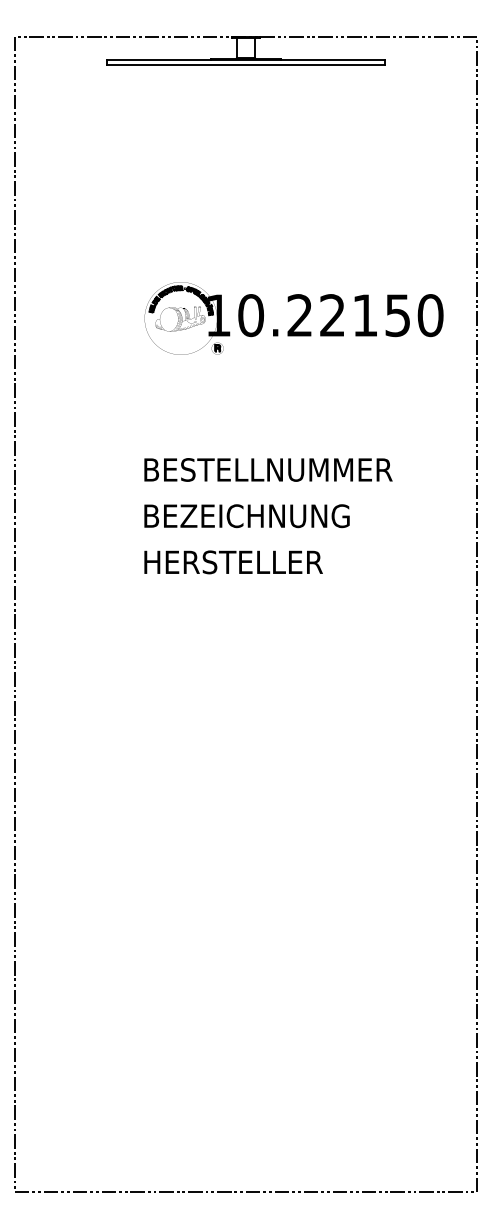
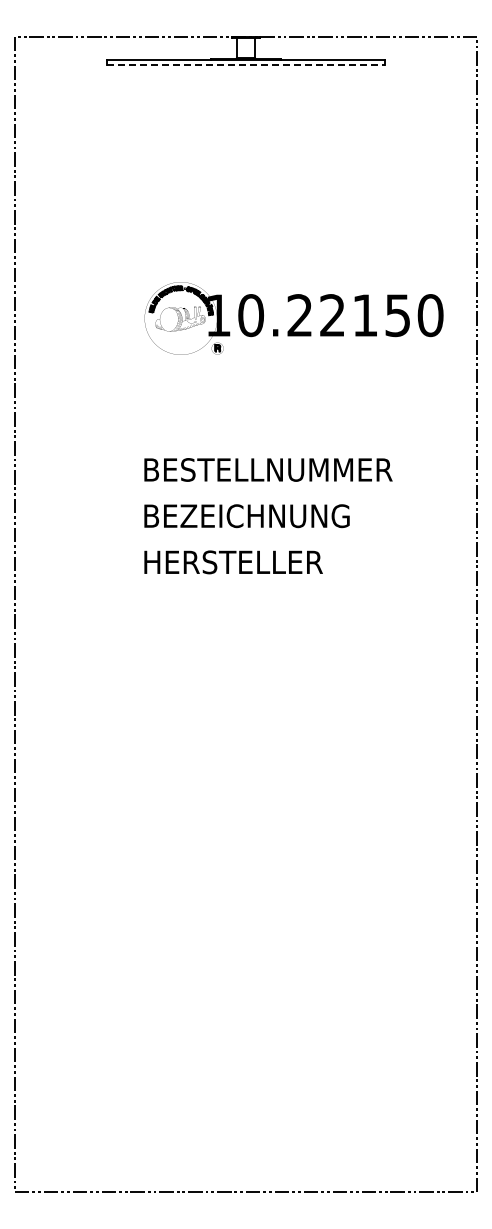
line: solid -> dashed (246, 65)
